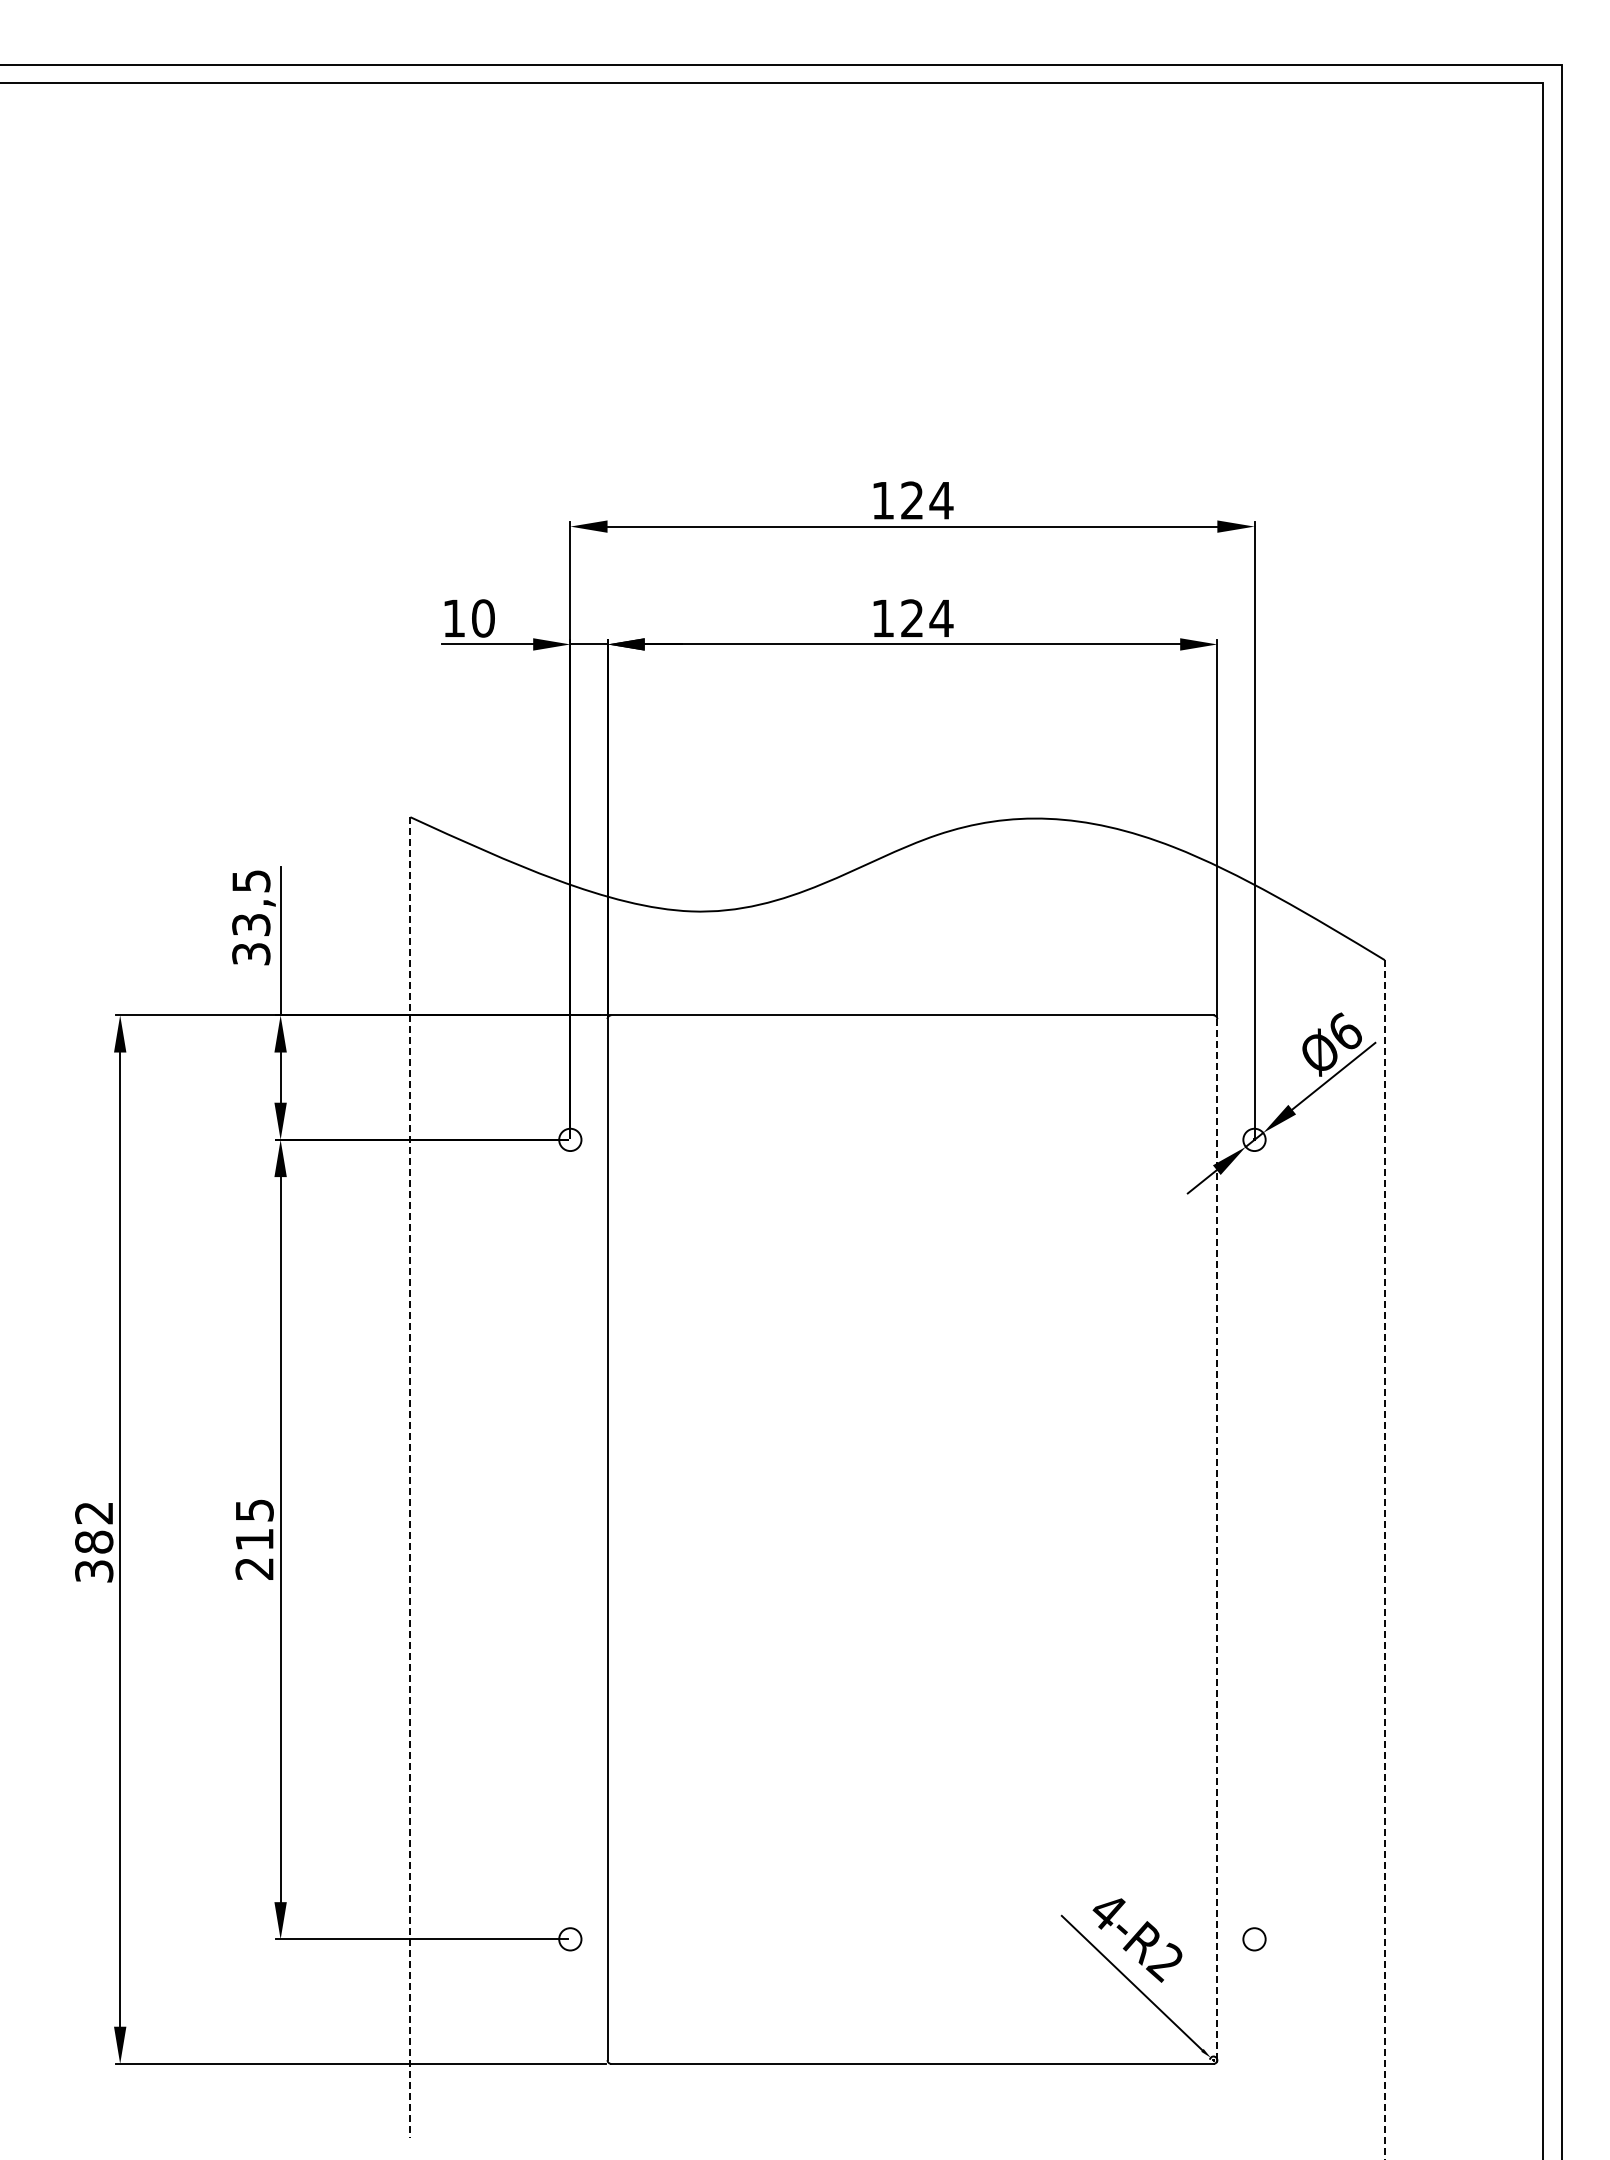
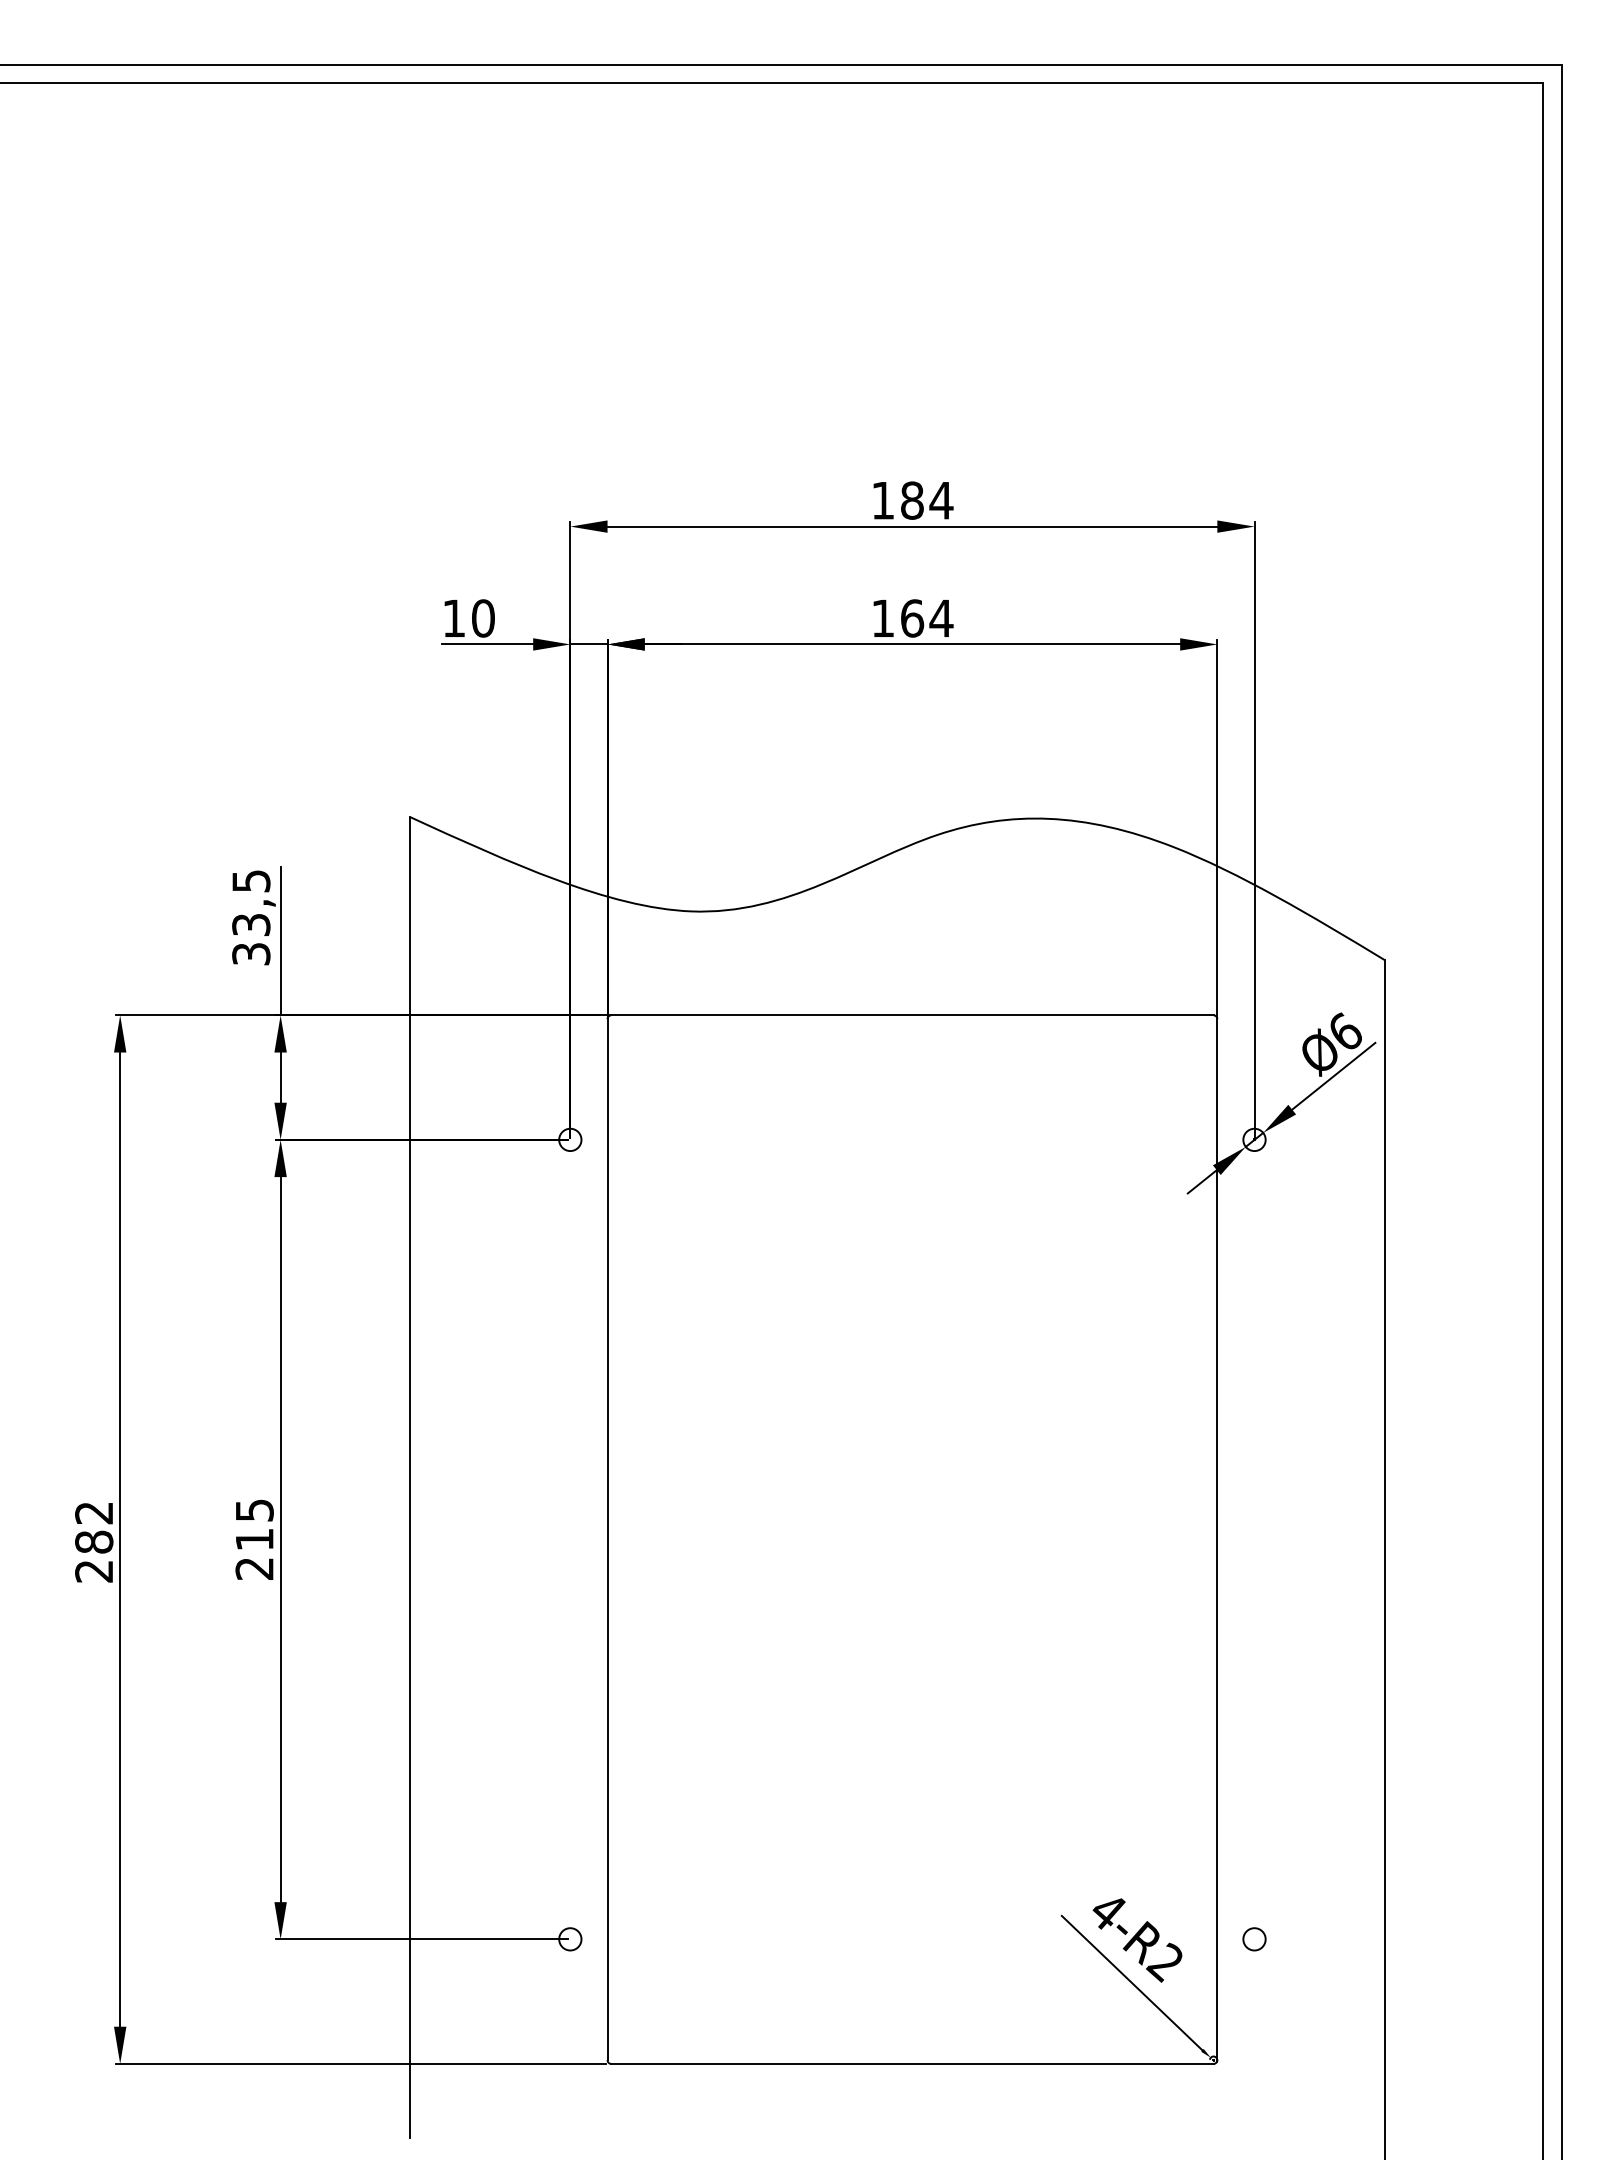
text: 124 -> 184 (912, 500)
text: 124 -> 164 (912, 618)
line: dashed -> solid (410, 1477)
line: dashed -> solid (1217, 1539)
line: dashed -> solid (1384, 1559)
text: 382 -> 282 (94, 1571)
